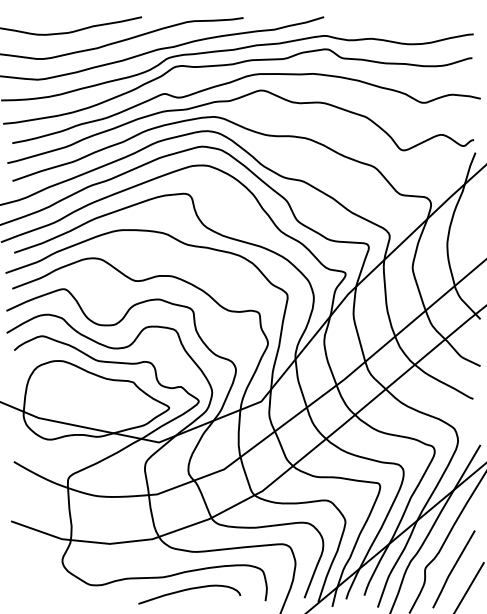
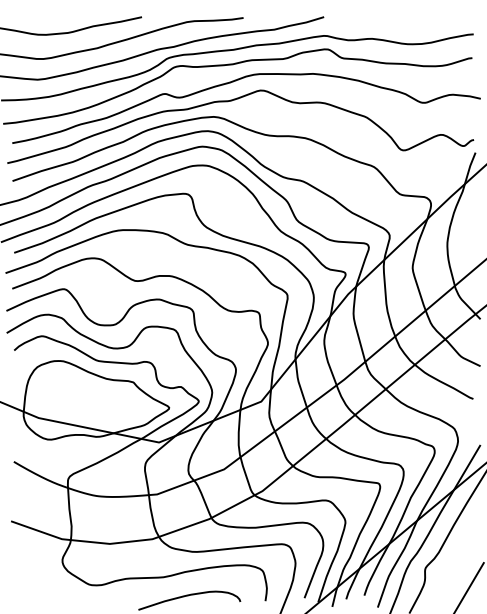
line: present -> none (453, 569)
curve position: (188, 590) -> (188, 596) (188, 596)
